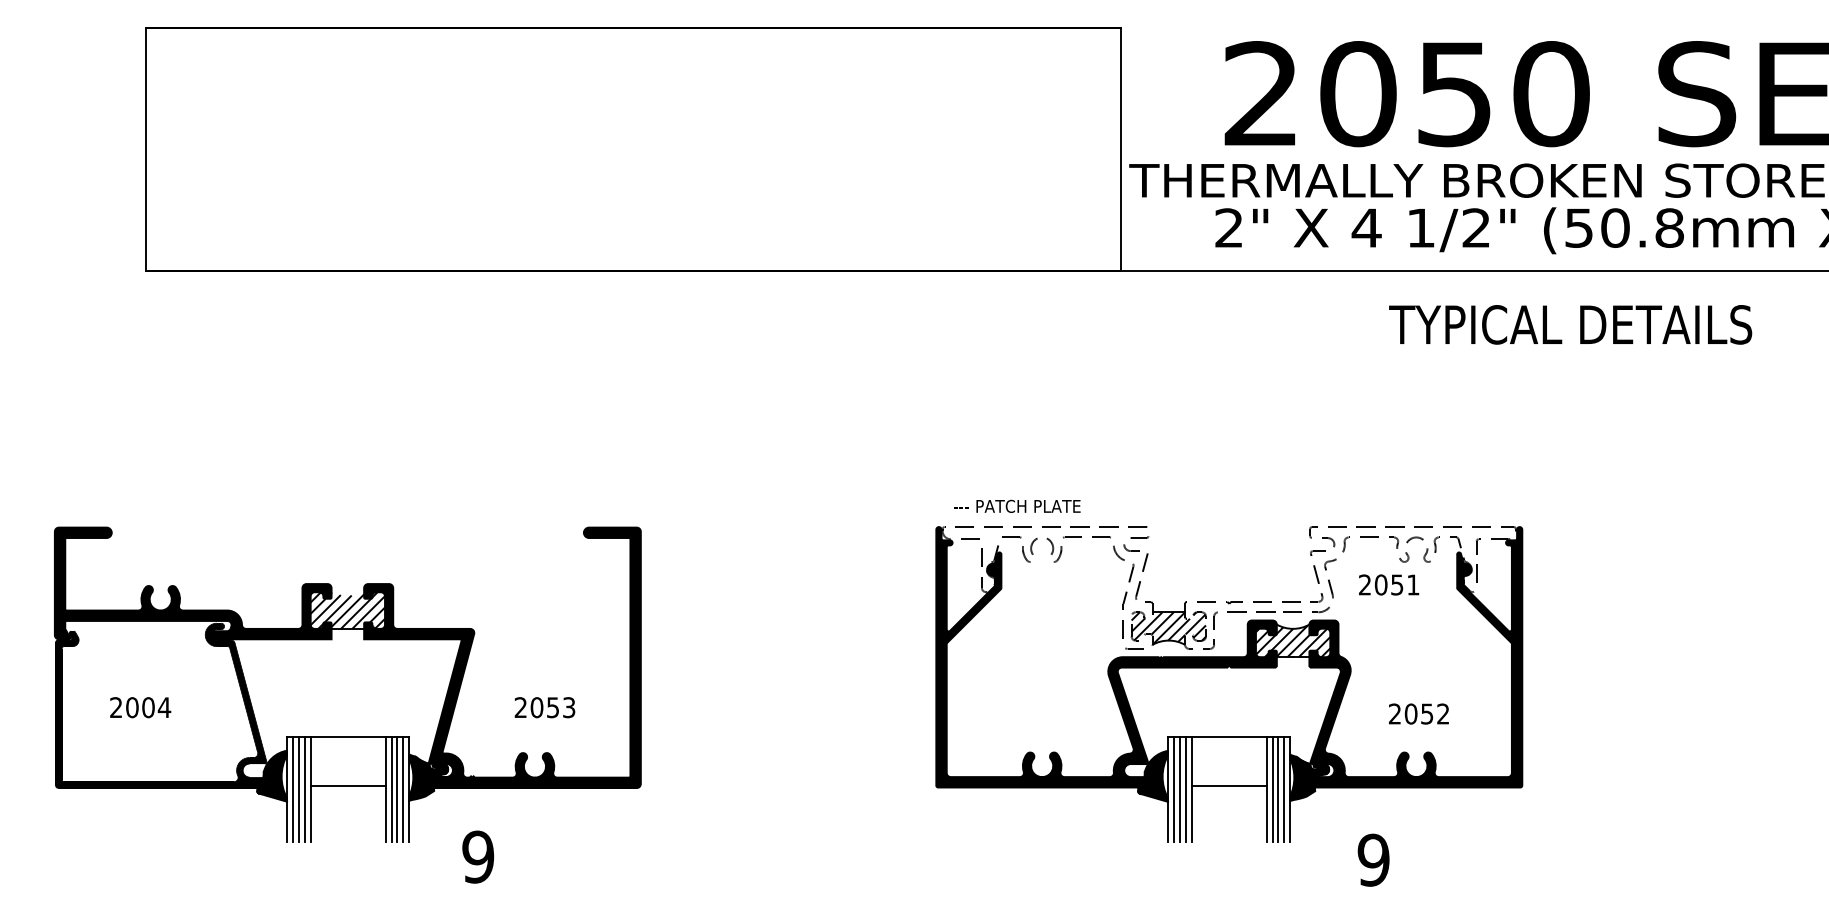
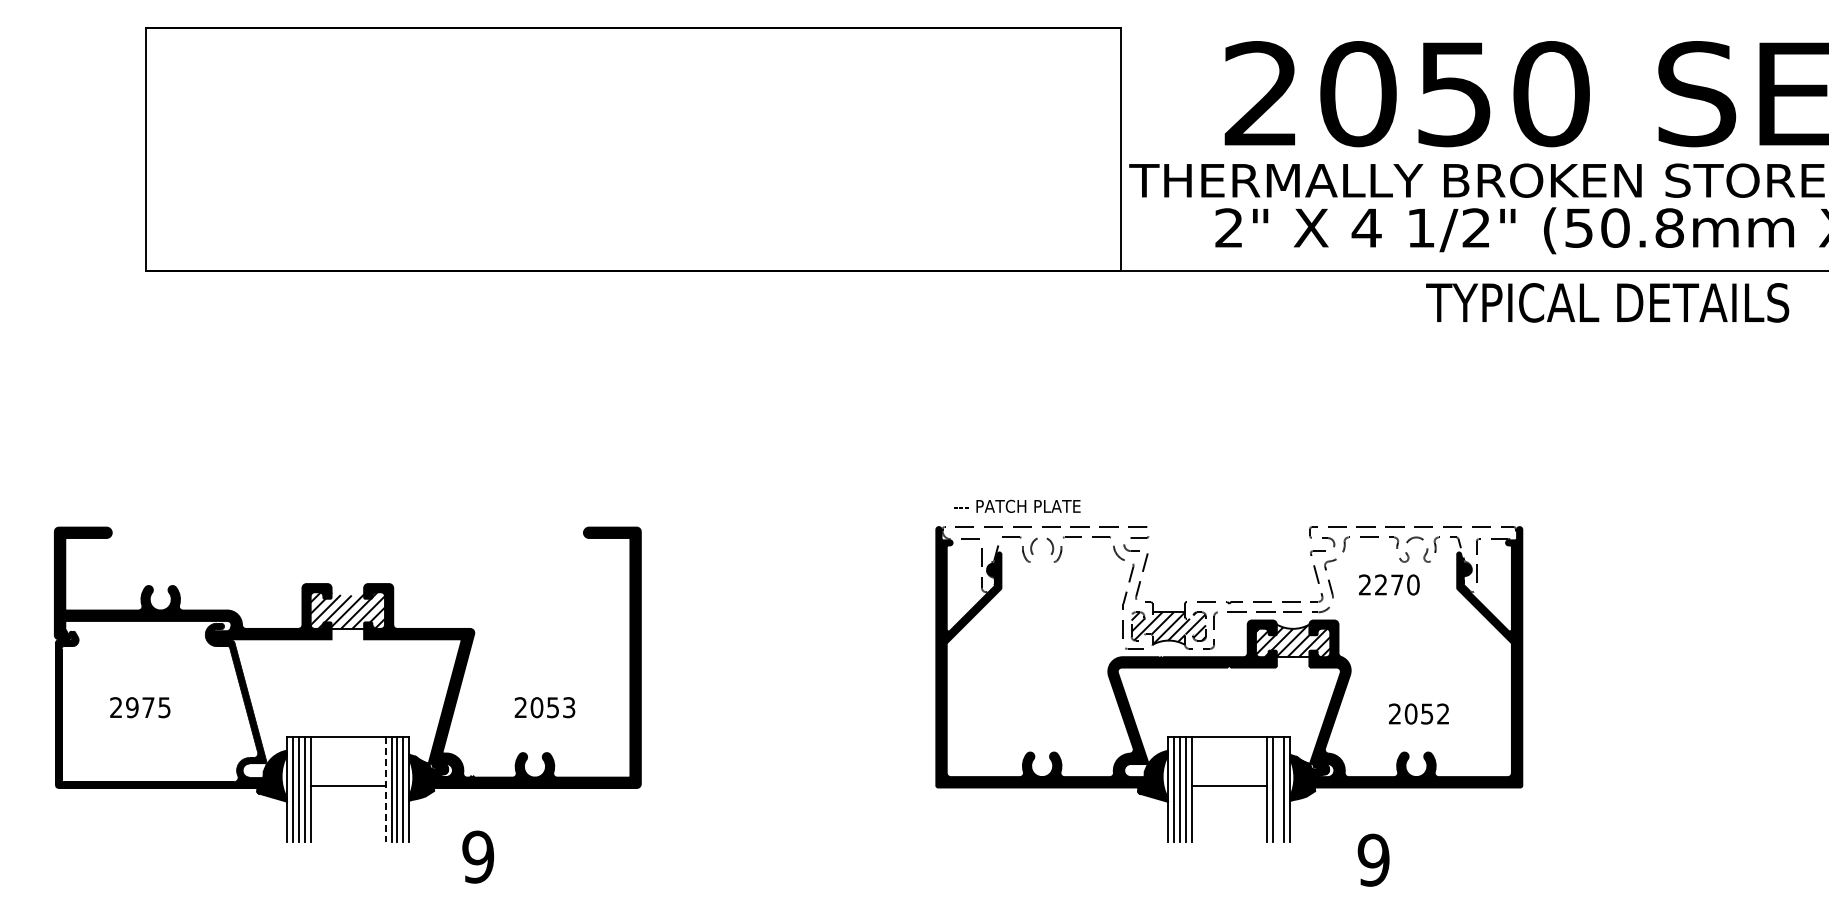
text position: (1570, 324) -> (1607, 302) (1607, 302)
text: 2051 -> 2270 (1396, 584)
text: 2004 -> 2975 (148, 707)
line: solid -> dashed (385, 789)
line: present -> none (1278, 789)
